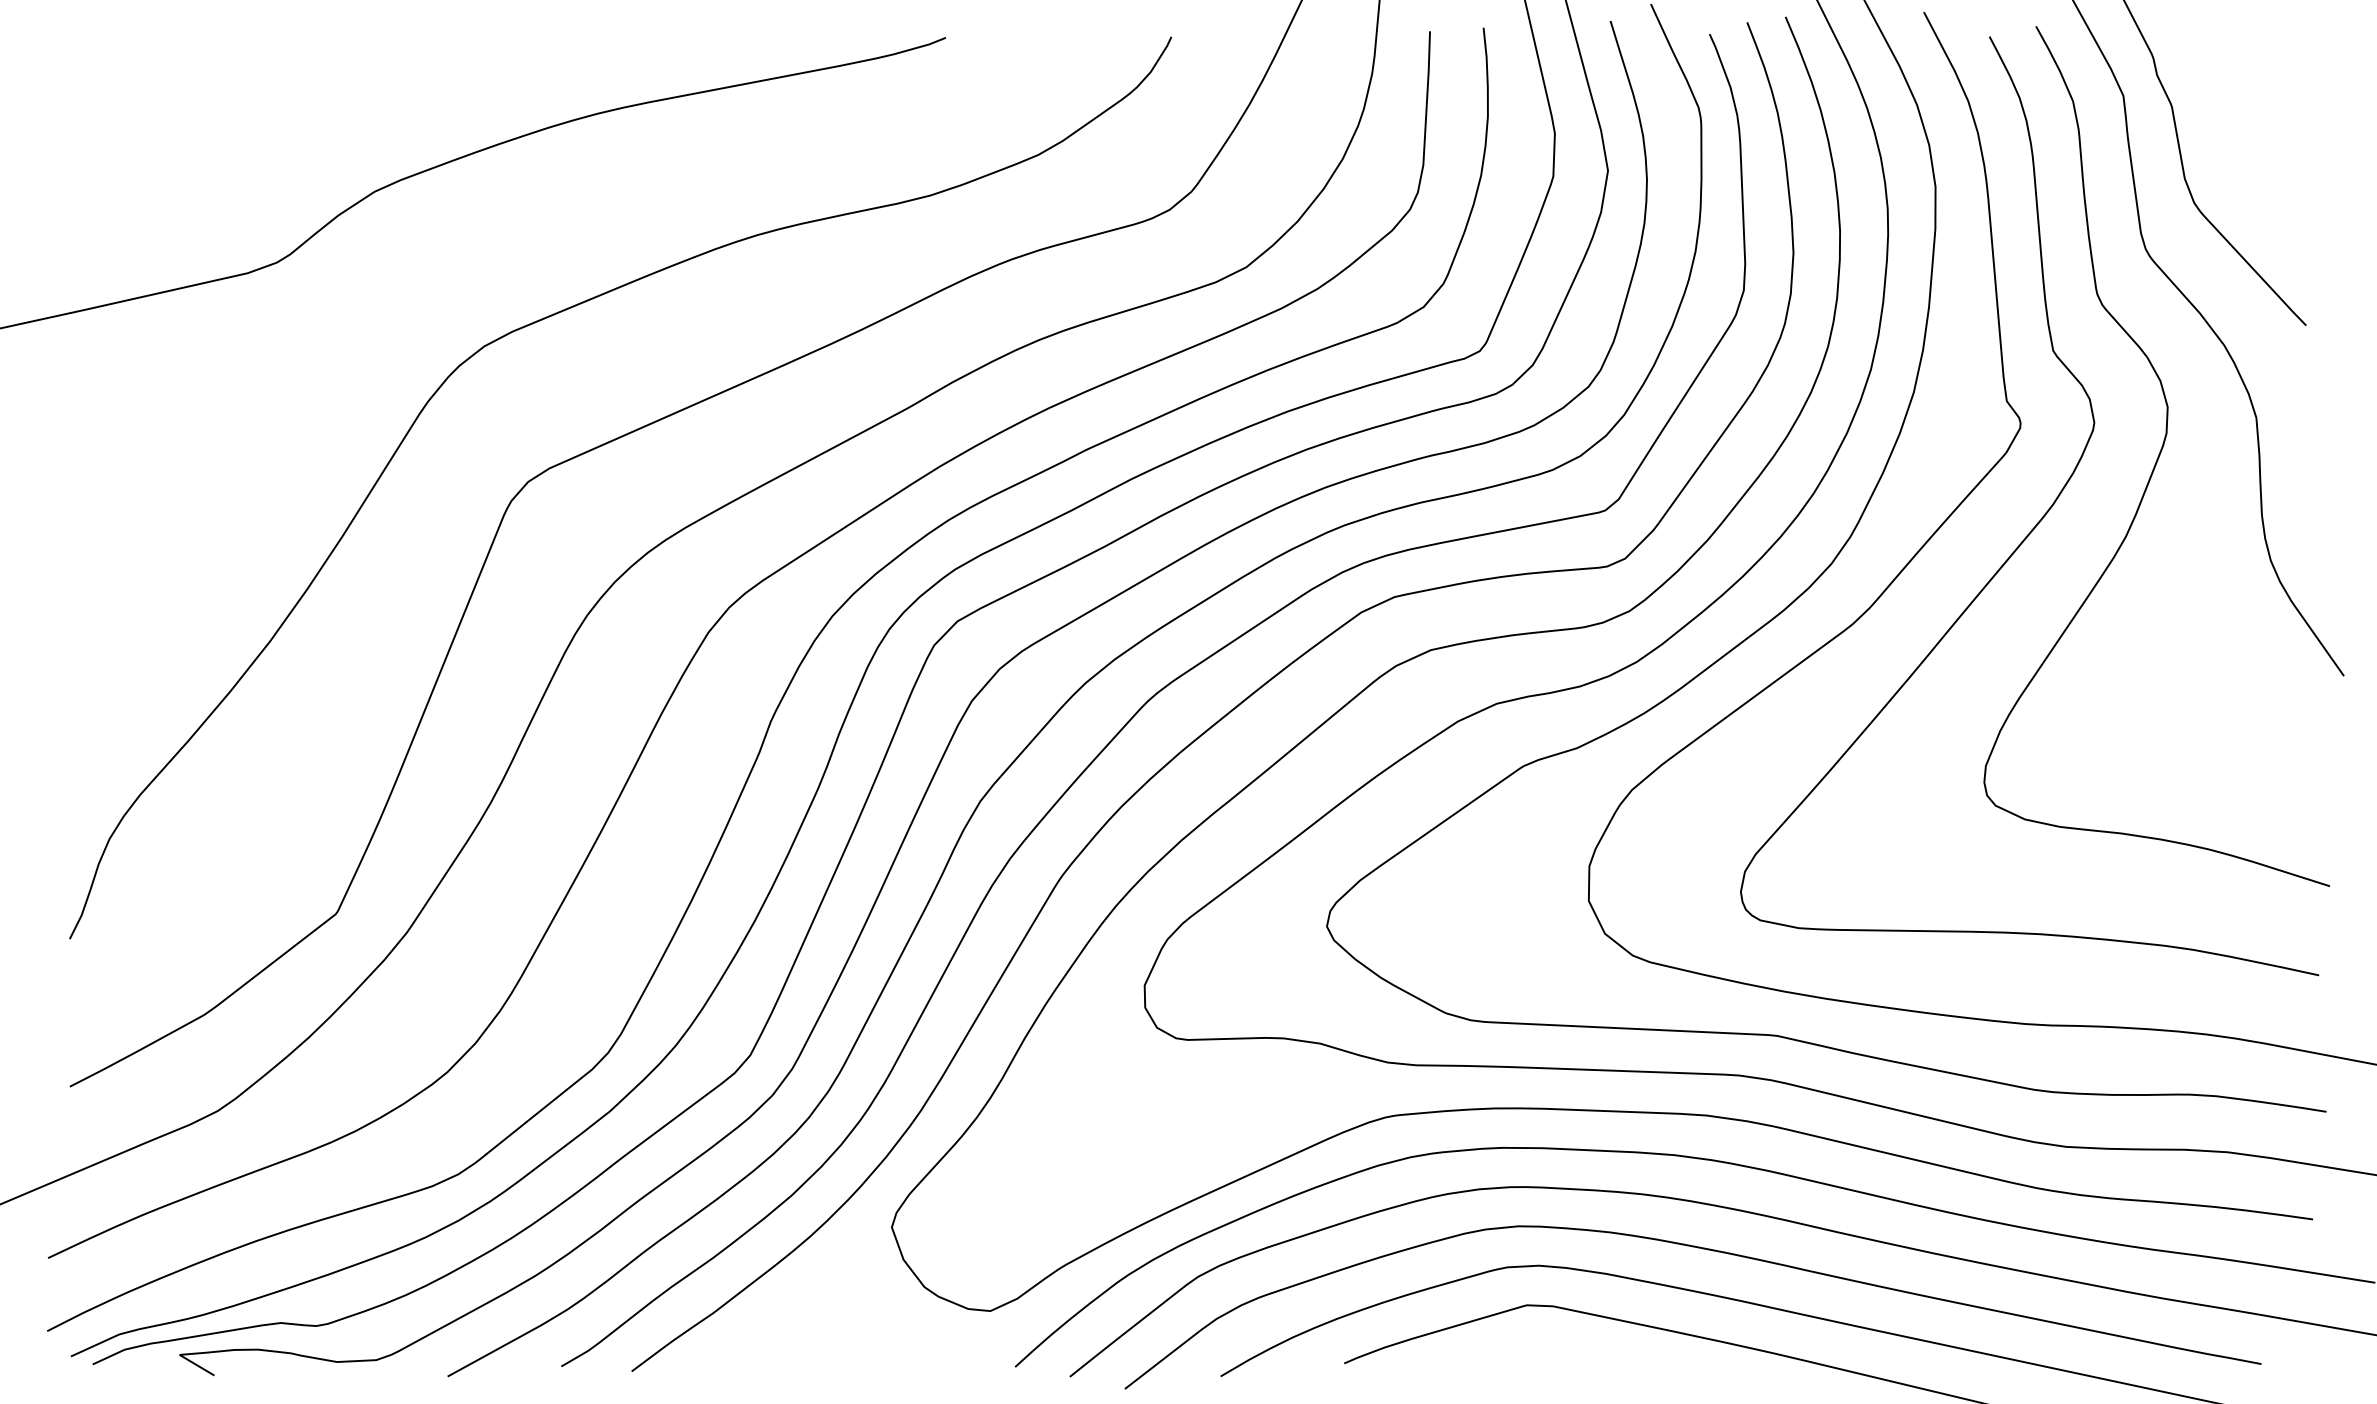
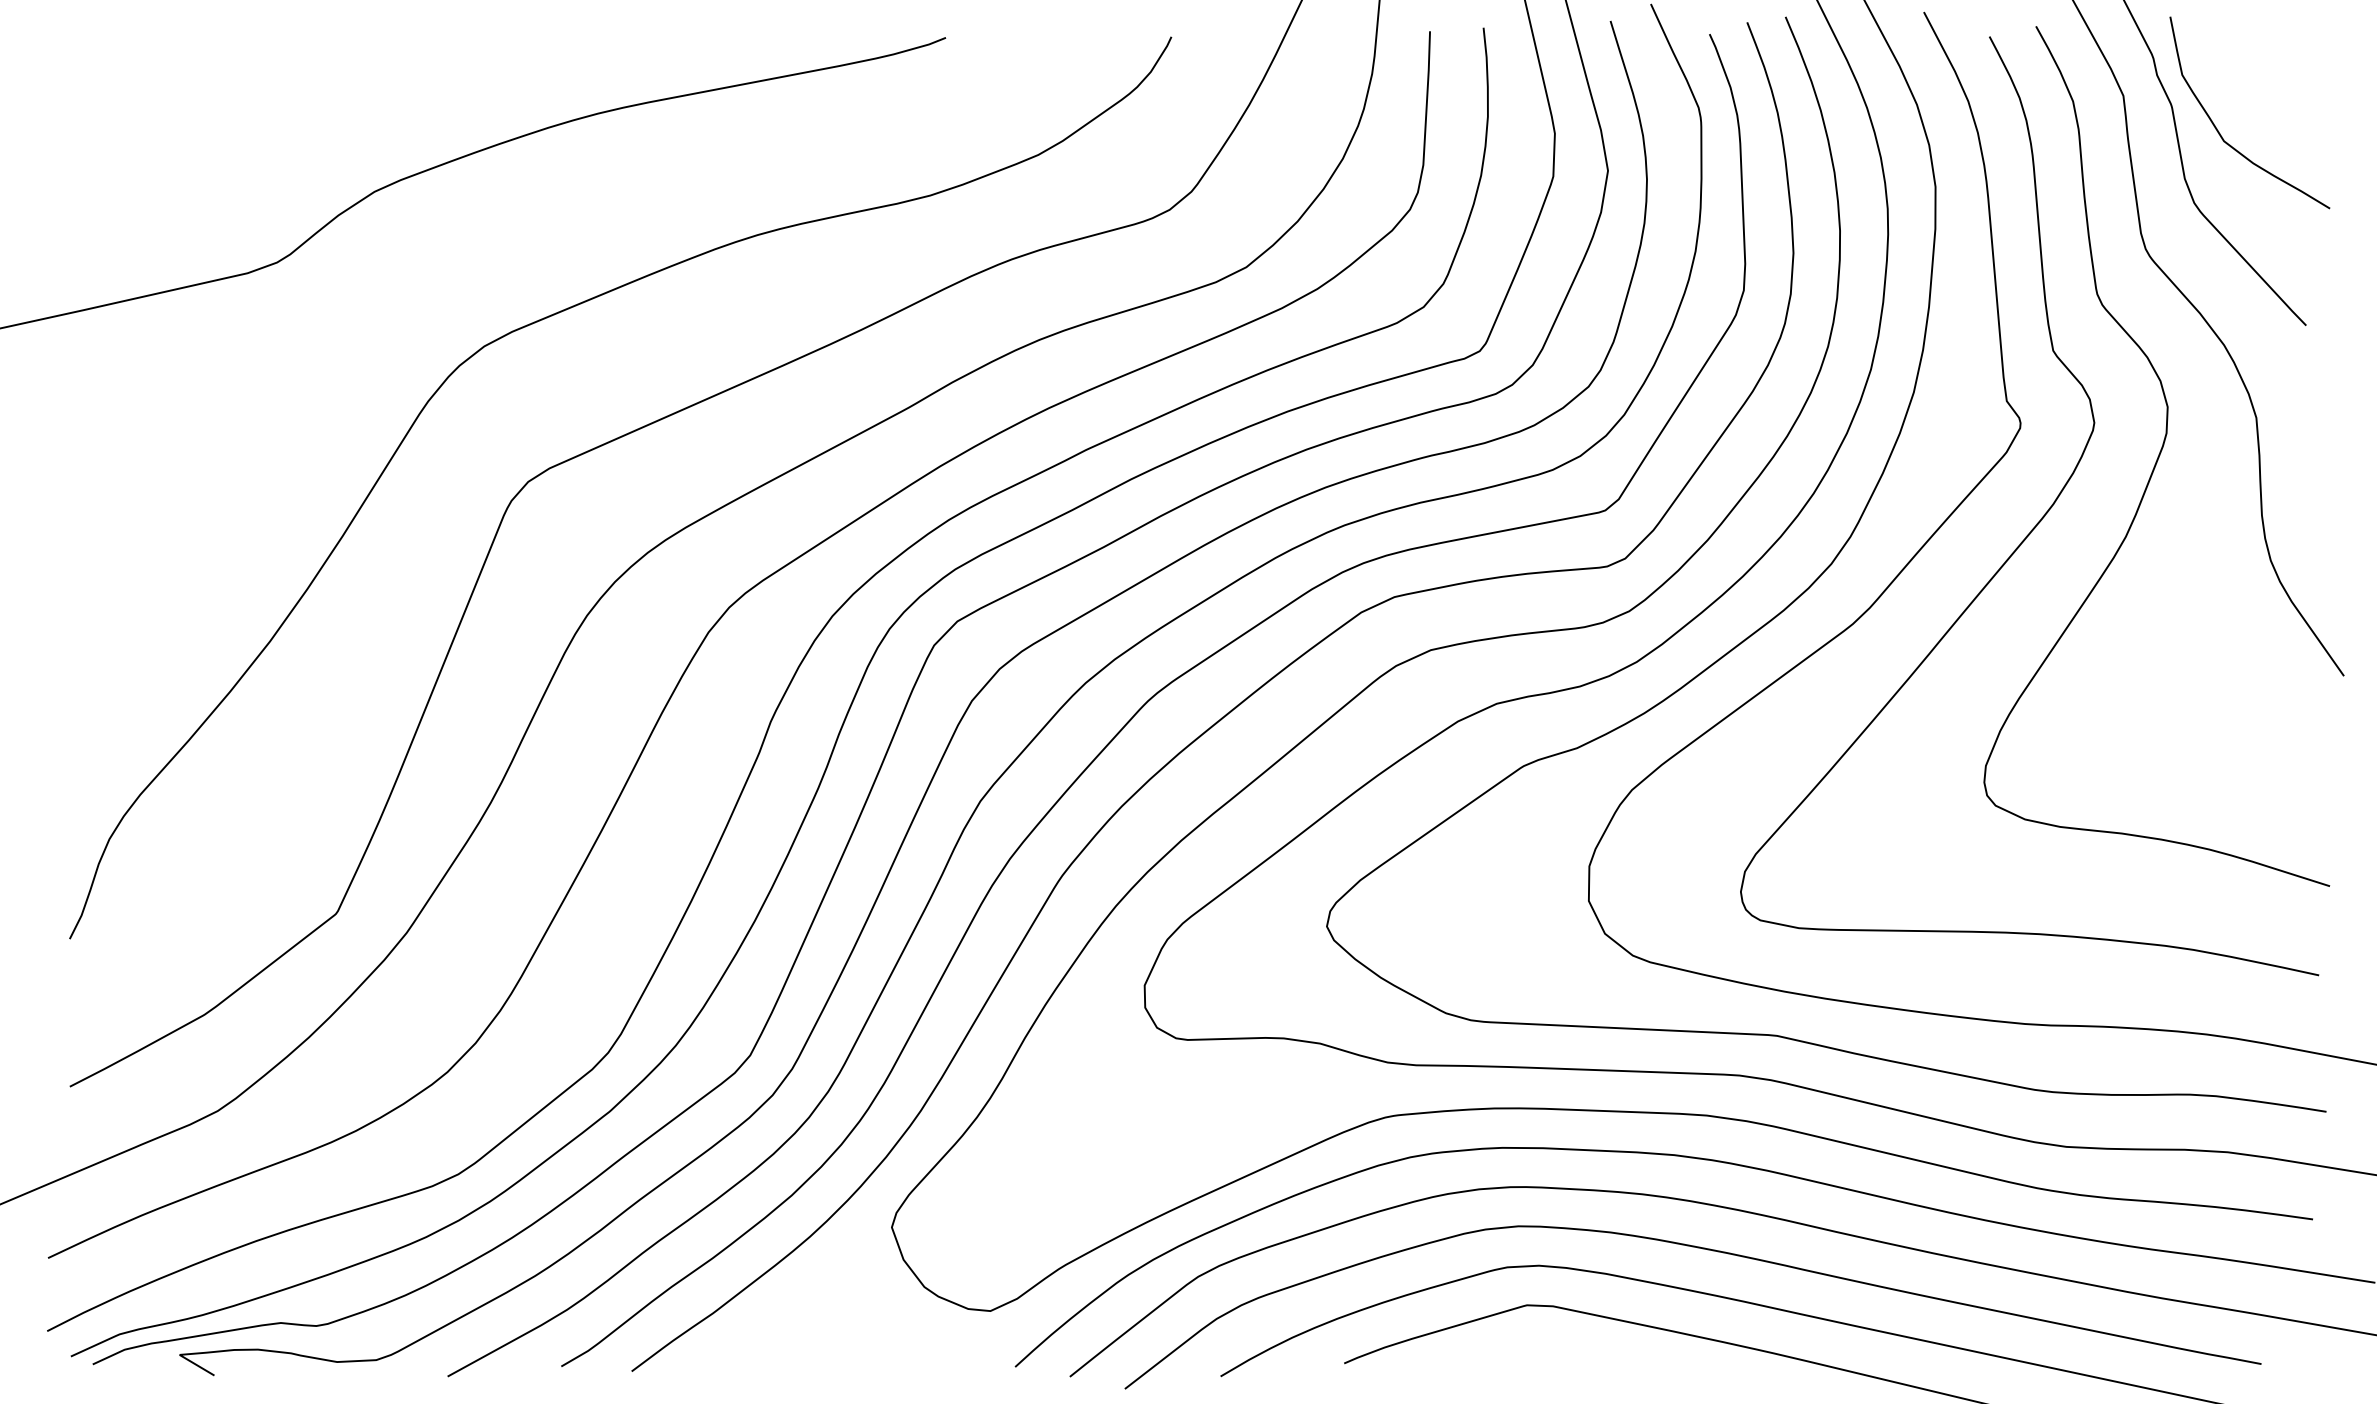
curve: none -> present (2219, 131)
